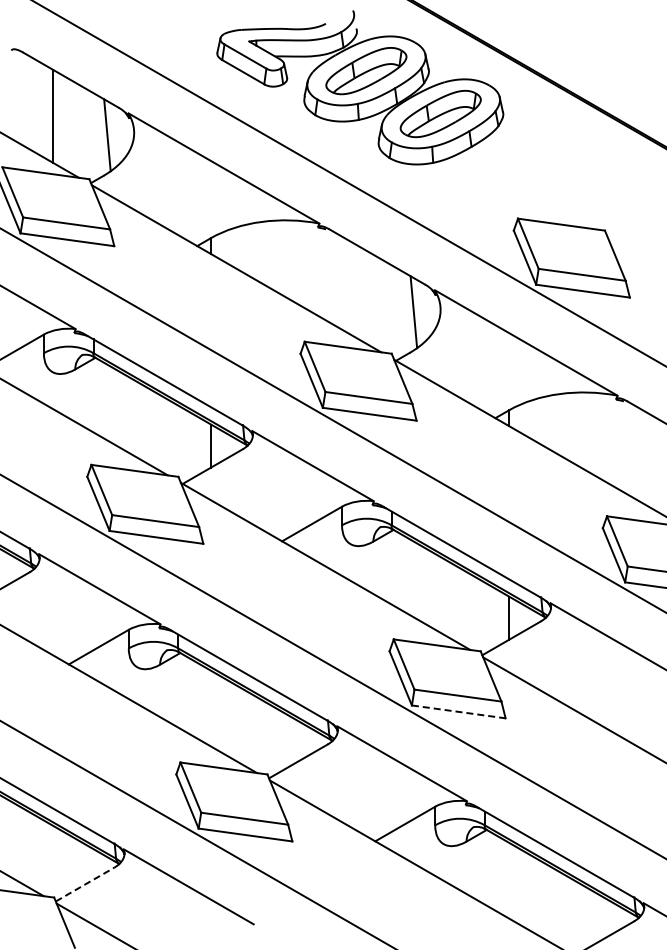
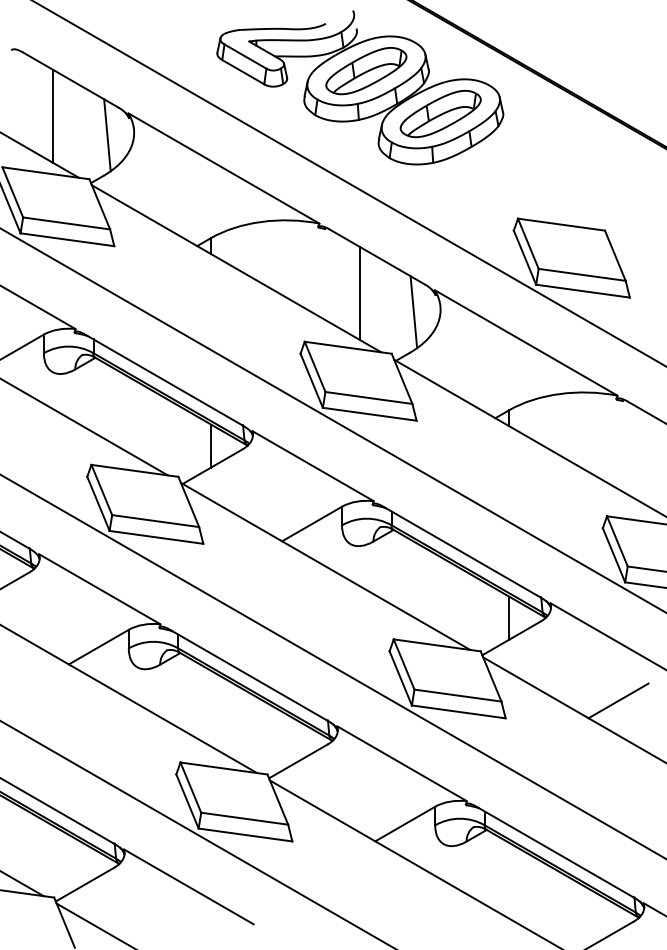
line: none -> present (359, 292)
line: none -> present (618, 700)
line: dashed -> solid (459, 711)
line: dashed -> solid (85, 884)
